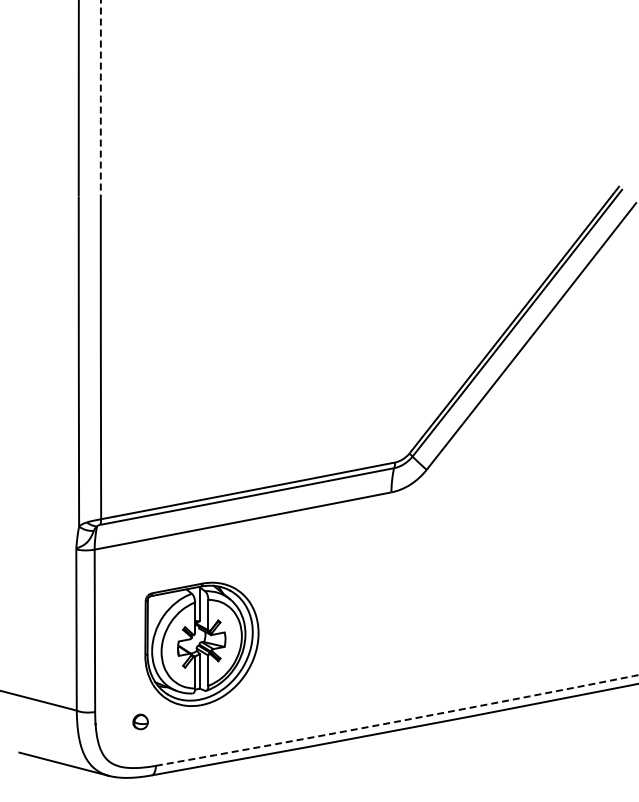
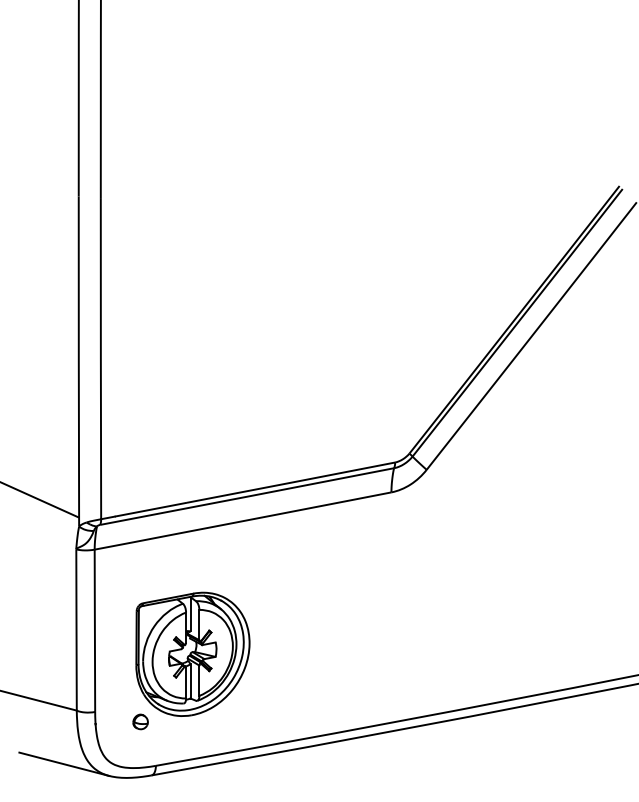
arc: dashed -> solid (100, 99)
line: none -> present (40, 499)
part position: (201, 643) -> (192, 653) (192, 653)
arc: dashed -> solid (397, 721)
